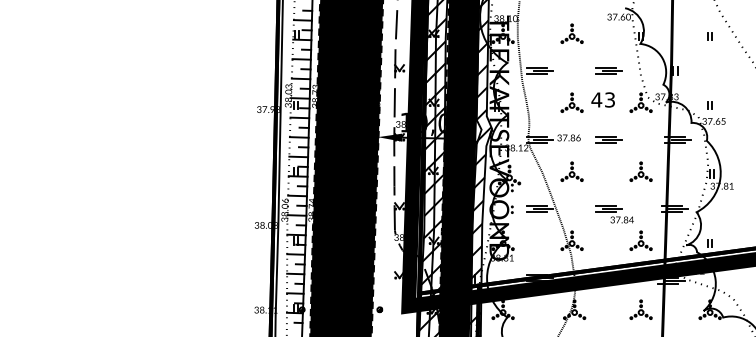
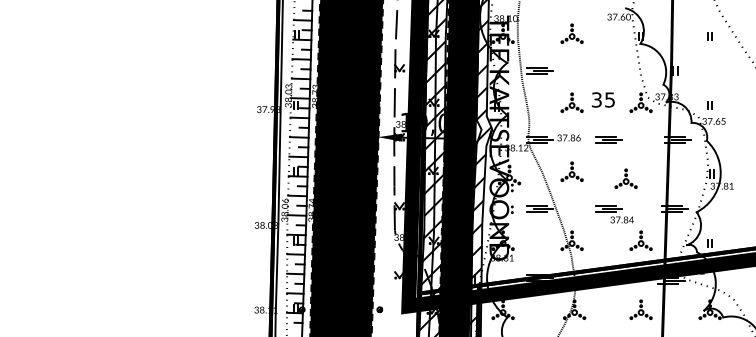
part: present -> none (608, 70)
text: 43 -> 35 (602, 99)
part position: (640, 171) -> (625, 178) (625, 178)
